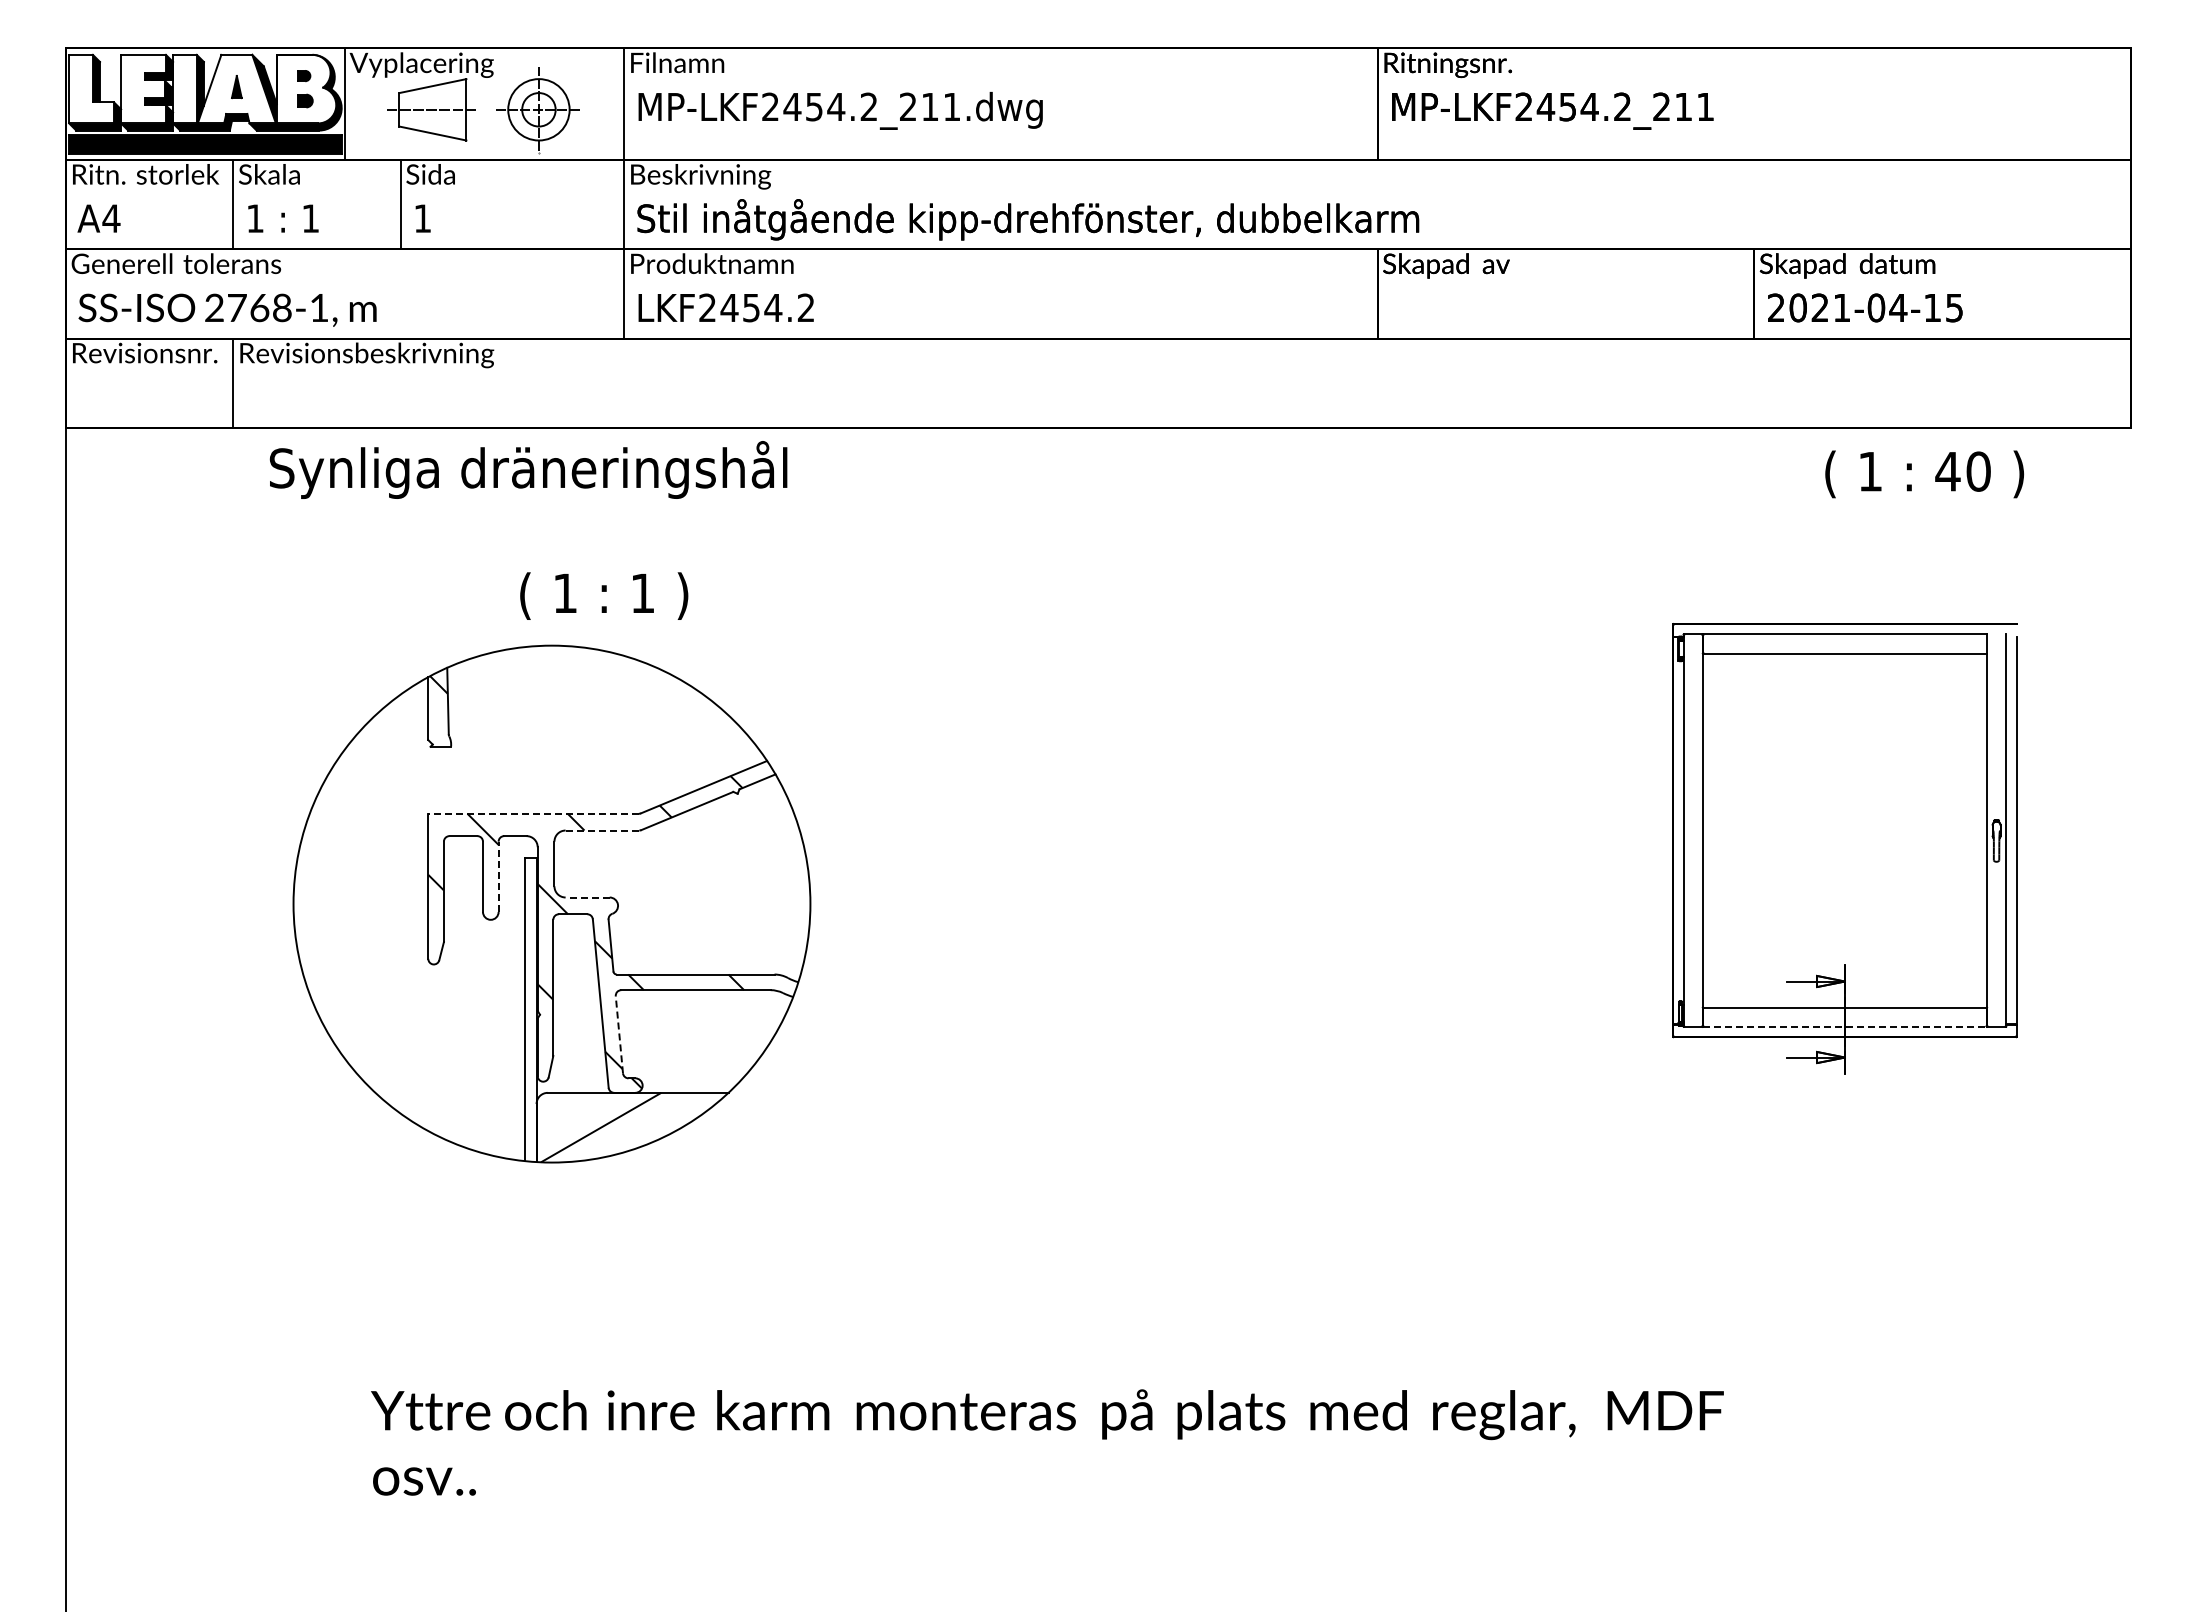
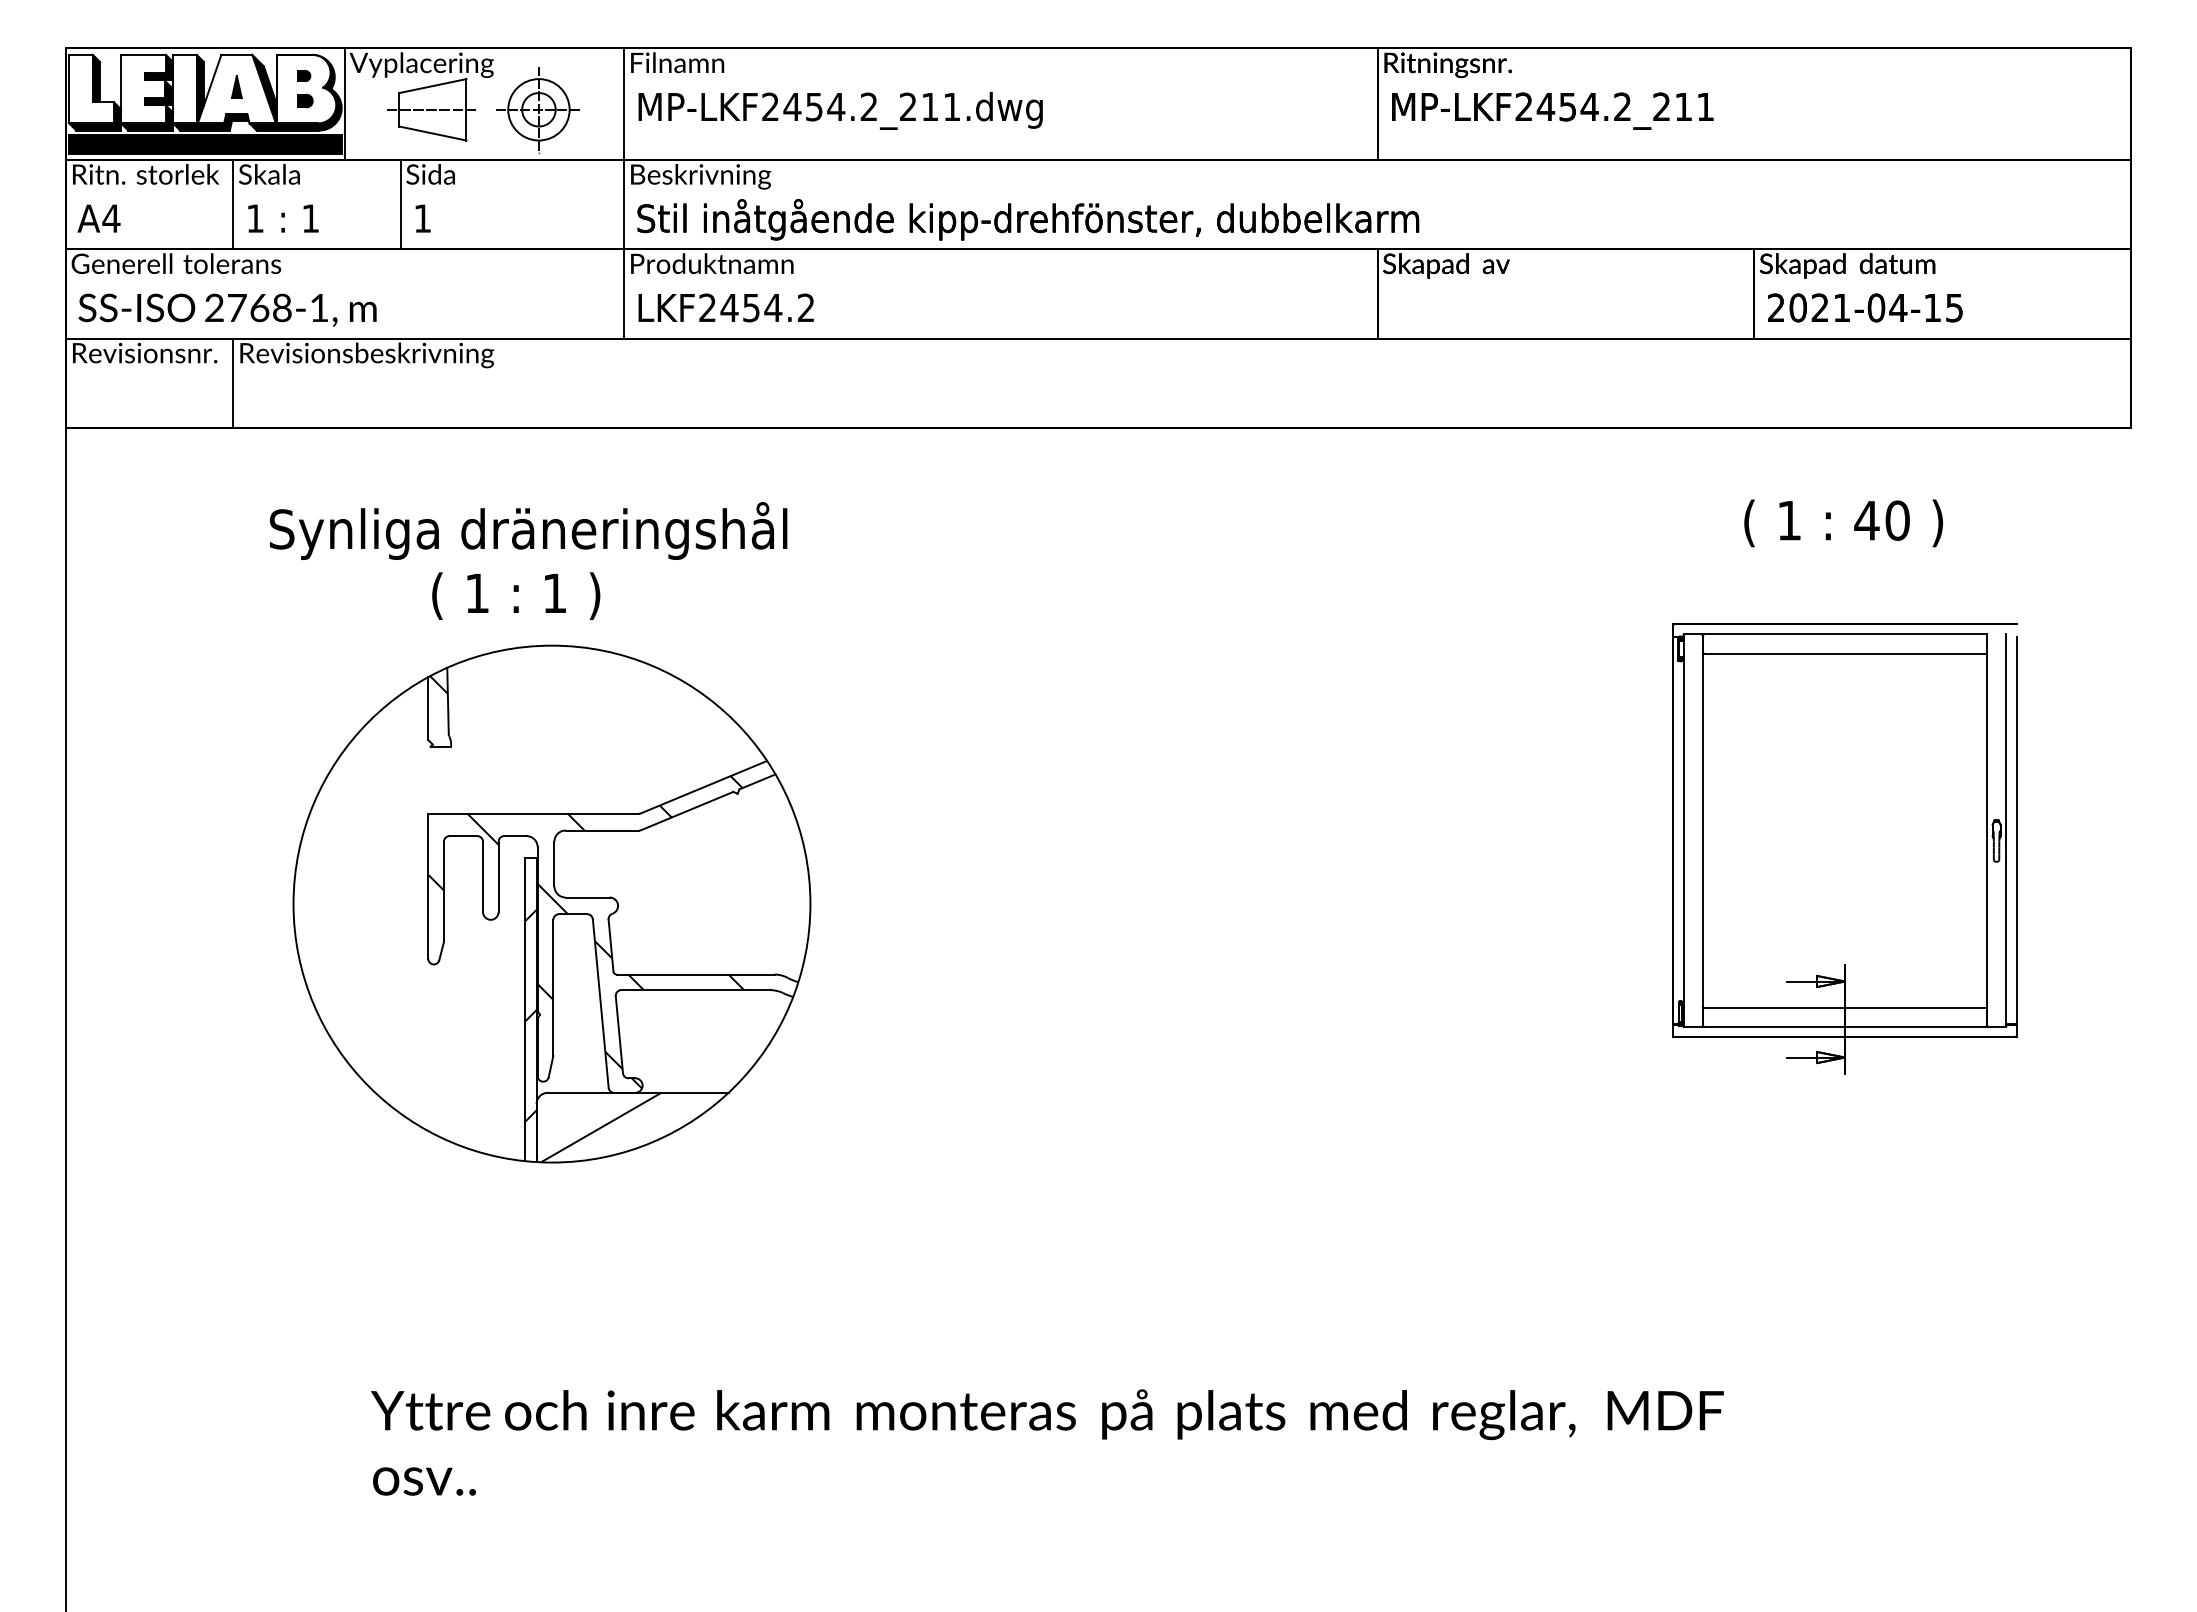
text position: (528, 469) -> (528, 530) (528, 530)
text position: (1924, 474) -> (1843, 523) (1843, 523)
text position: (604, 595) -> (516, 595) (516, 595)
line: dashed -> solid (533, 813)
line: dashed -> solid (602, 830)
line: dashed -> solid (498, 876)
line: dashed -> solid (587, 897)
hatch: none -> present (530, 1015)
line: dashed -> solid (1845, 1026)
line: dashed -> solid (619, 1034)
